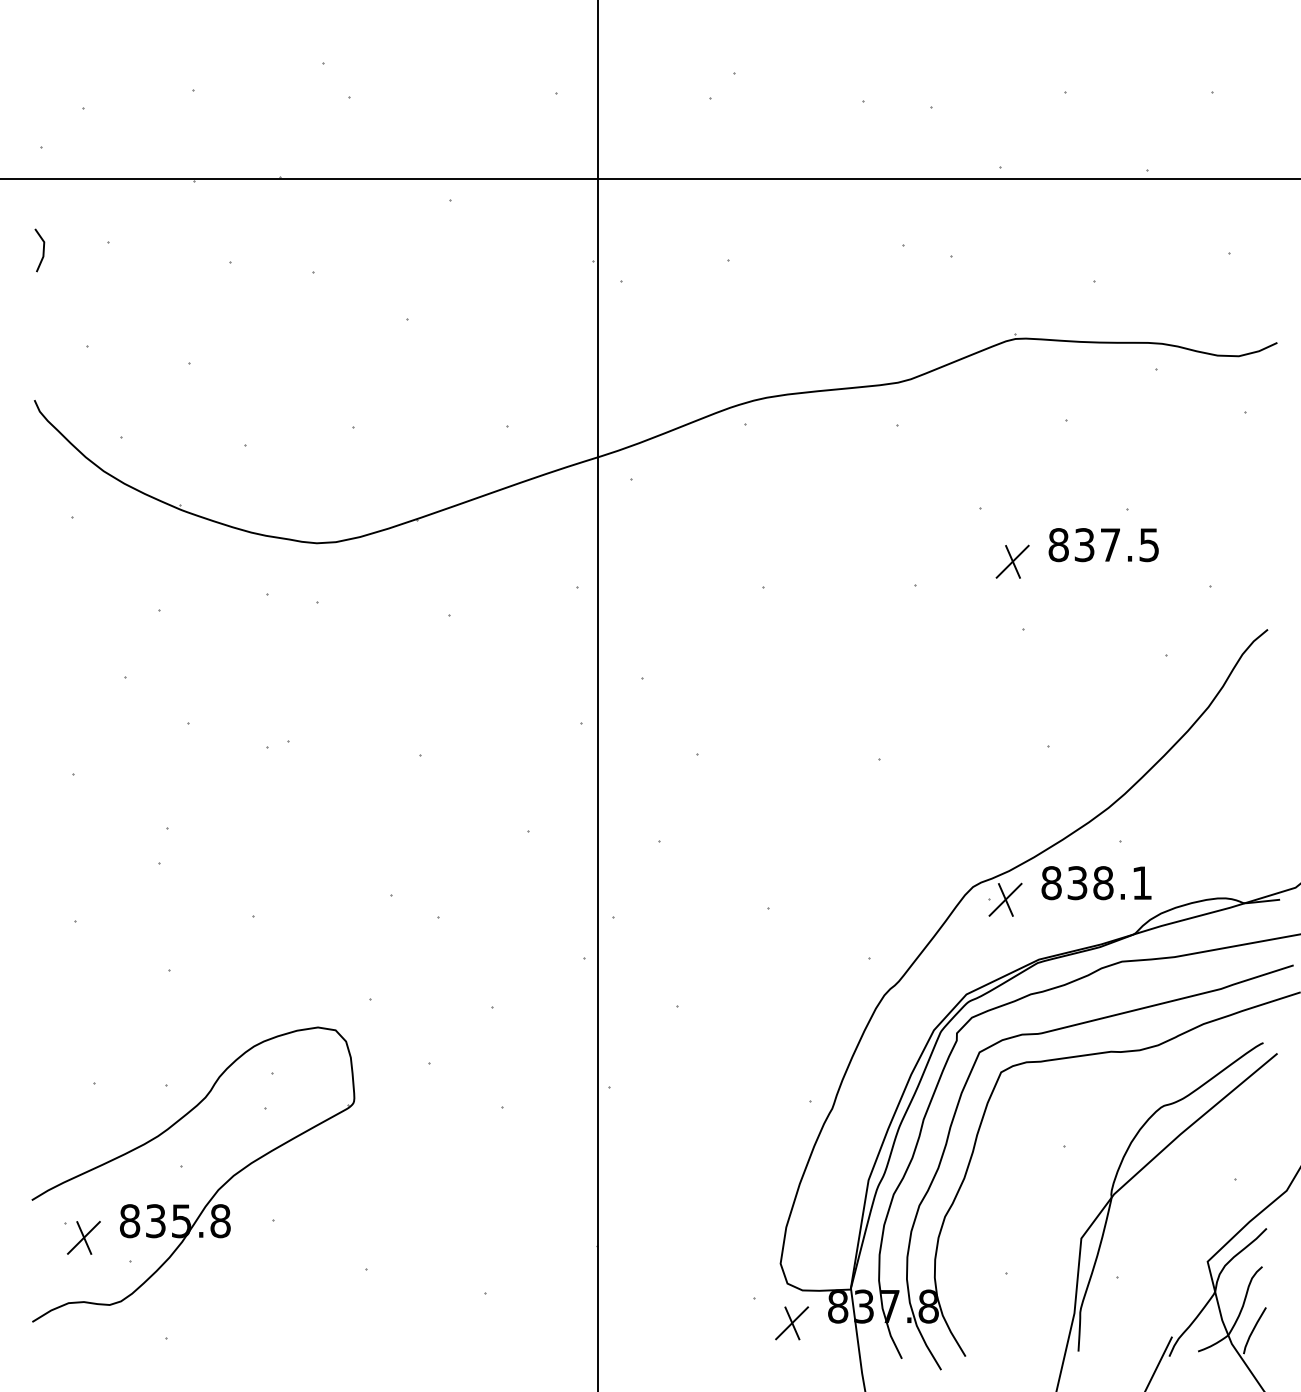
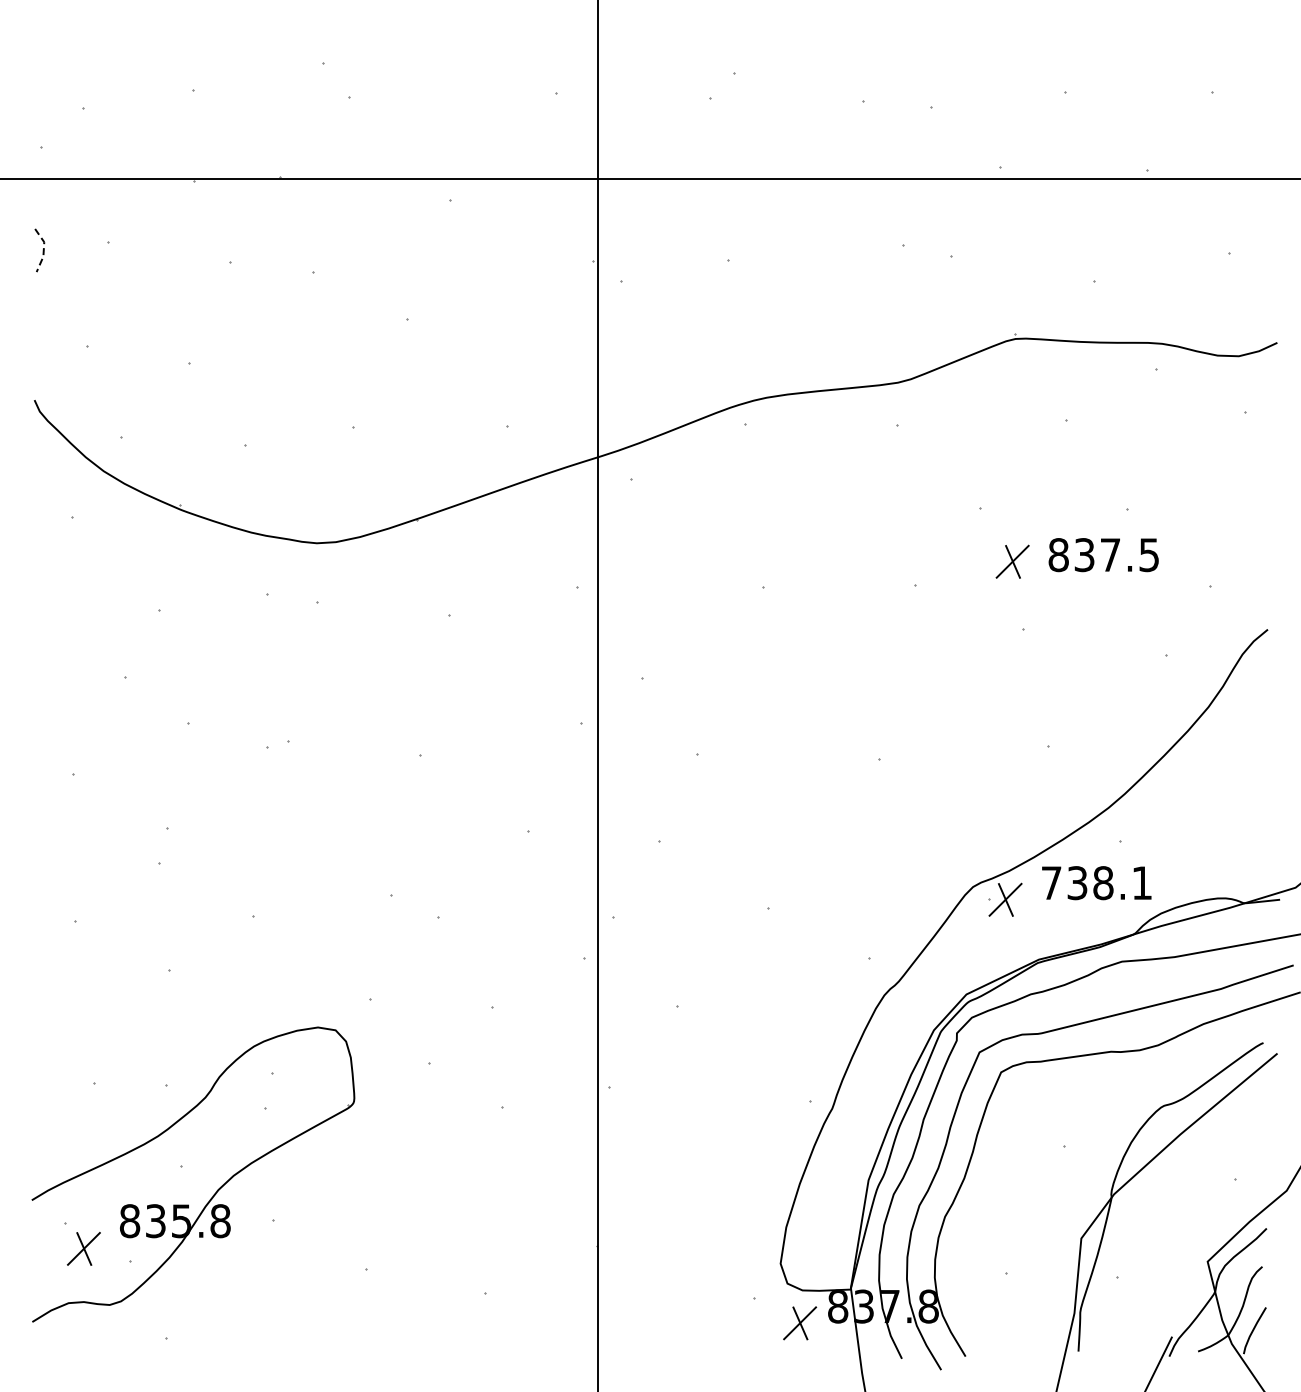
line: solid -> dashed (43, 249)
text position: (1103, 545) -> (1103, 555) (1103, 555)
text: 838.1 -> 738.1 (1051, 883)
part position: (83, 1237) -> (83, 1248) (83, 1248)
part position: (792, 1323) -> (800, 1323) (800, 1323)
